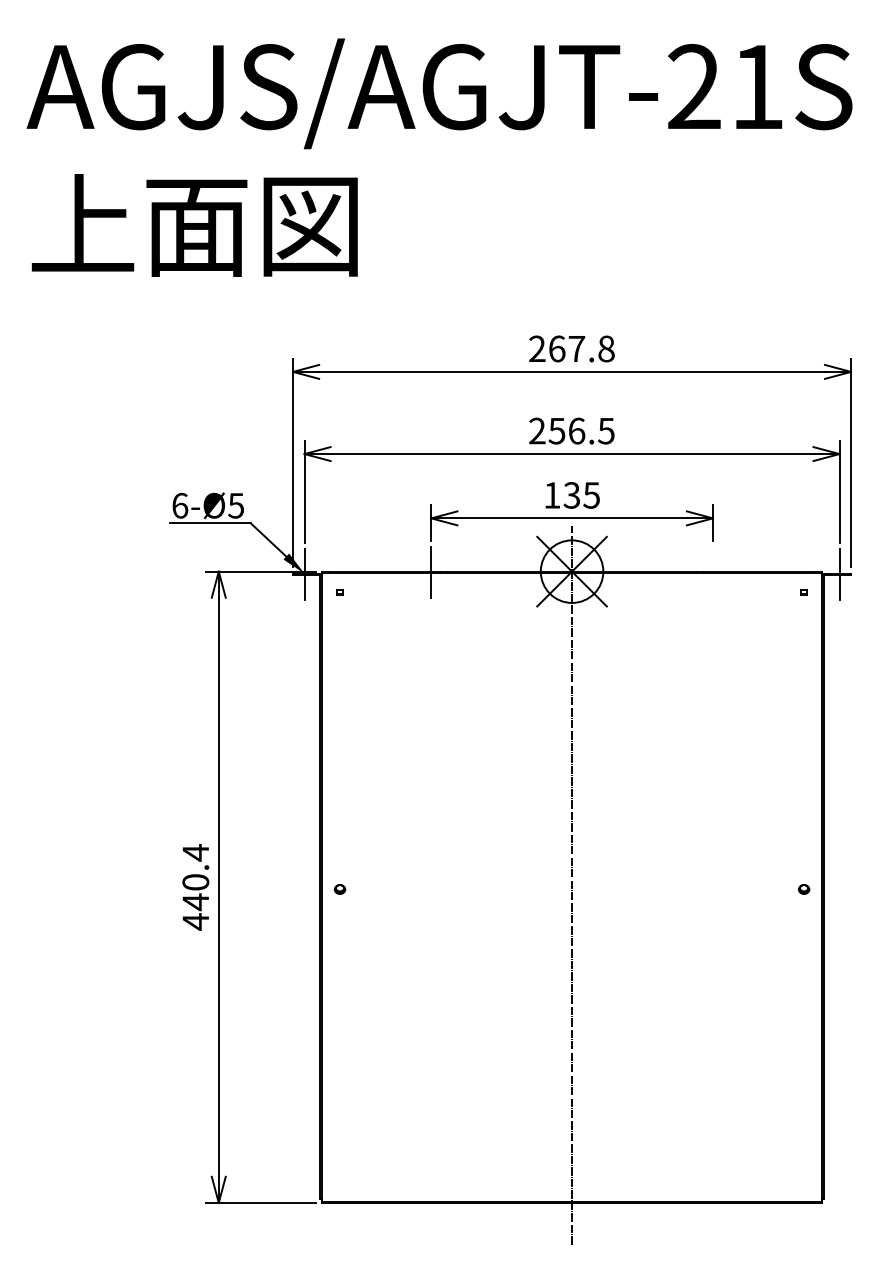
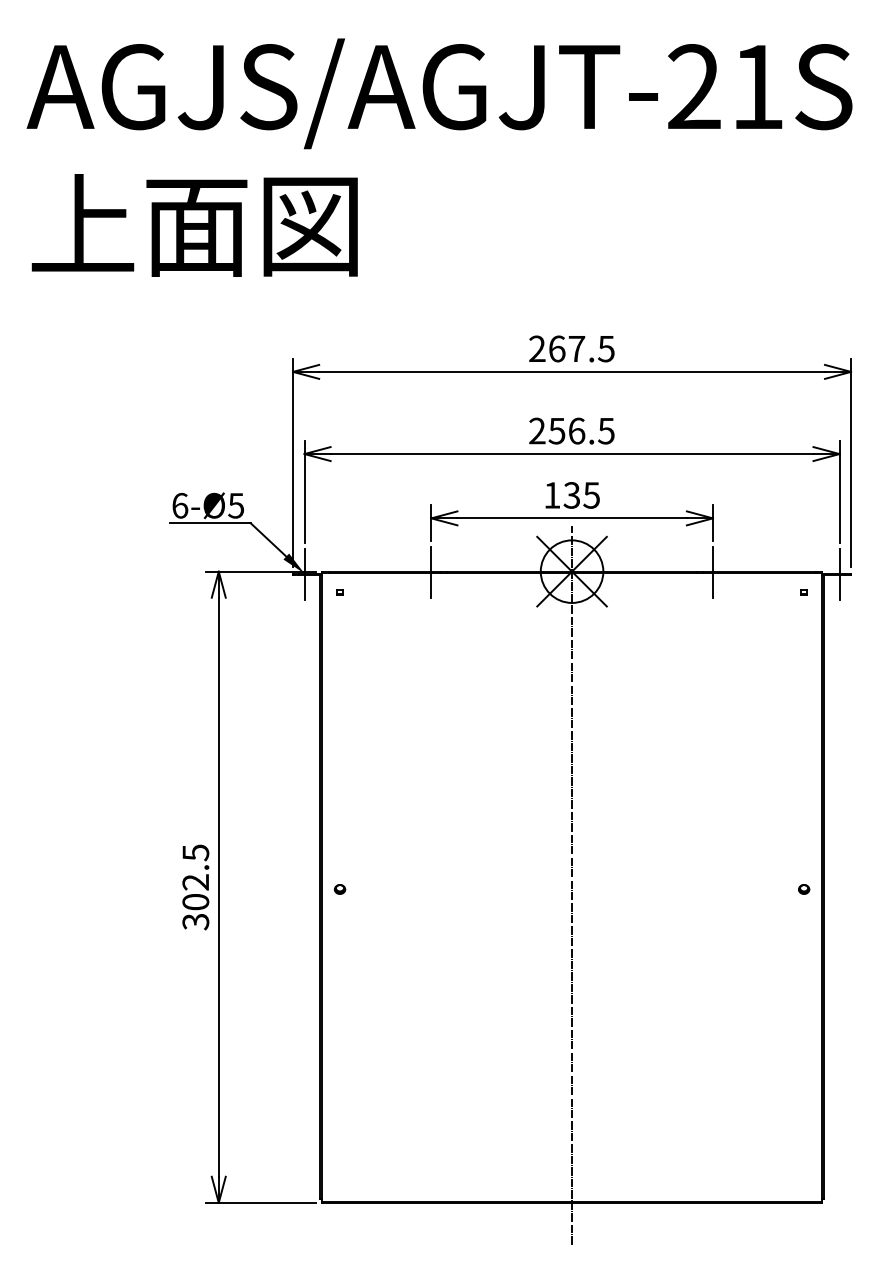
text: 267.8 -> 267.5 (606, 348)
line: none -> present (712, 572)
text: 440.4 -> 302.5 (195, 887)
